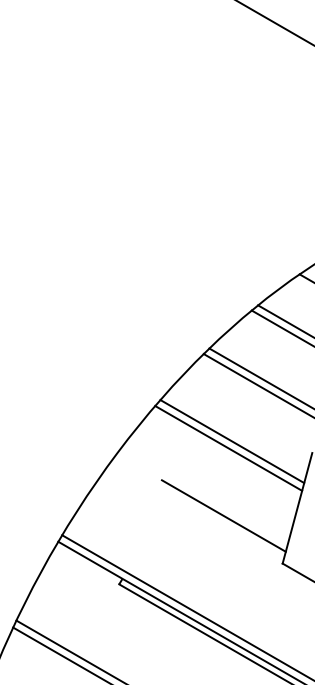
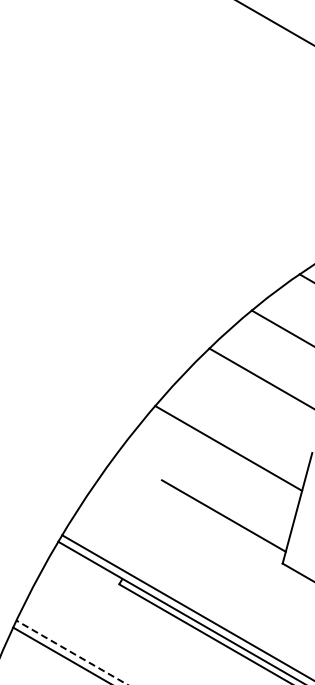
line: present -> none (284, 320)
line: present -> none (257, 385)
line: present -> none (232, 441)
line: solid -> dashed (71, 652)
